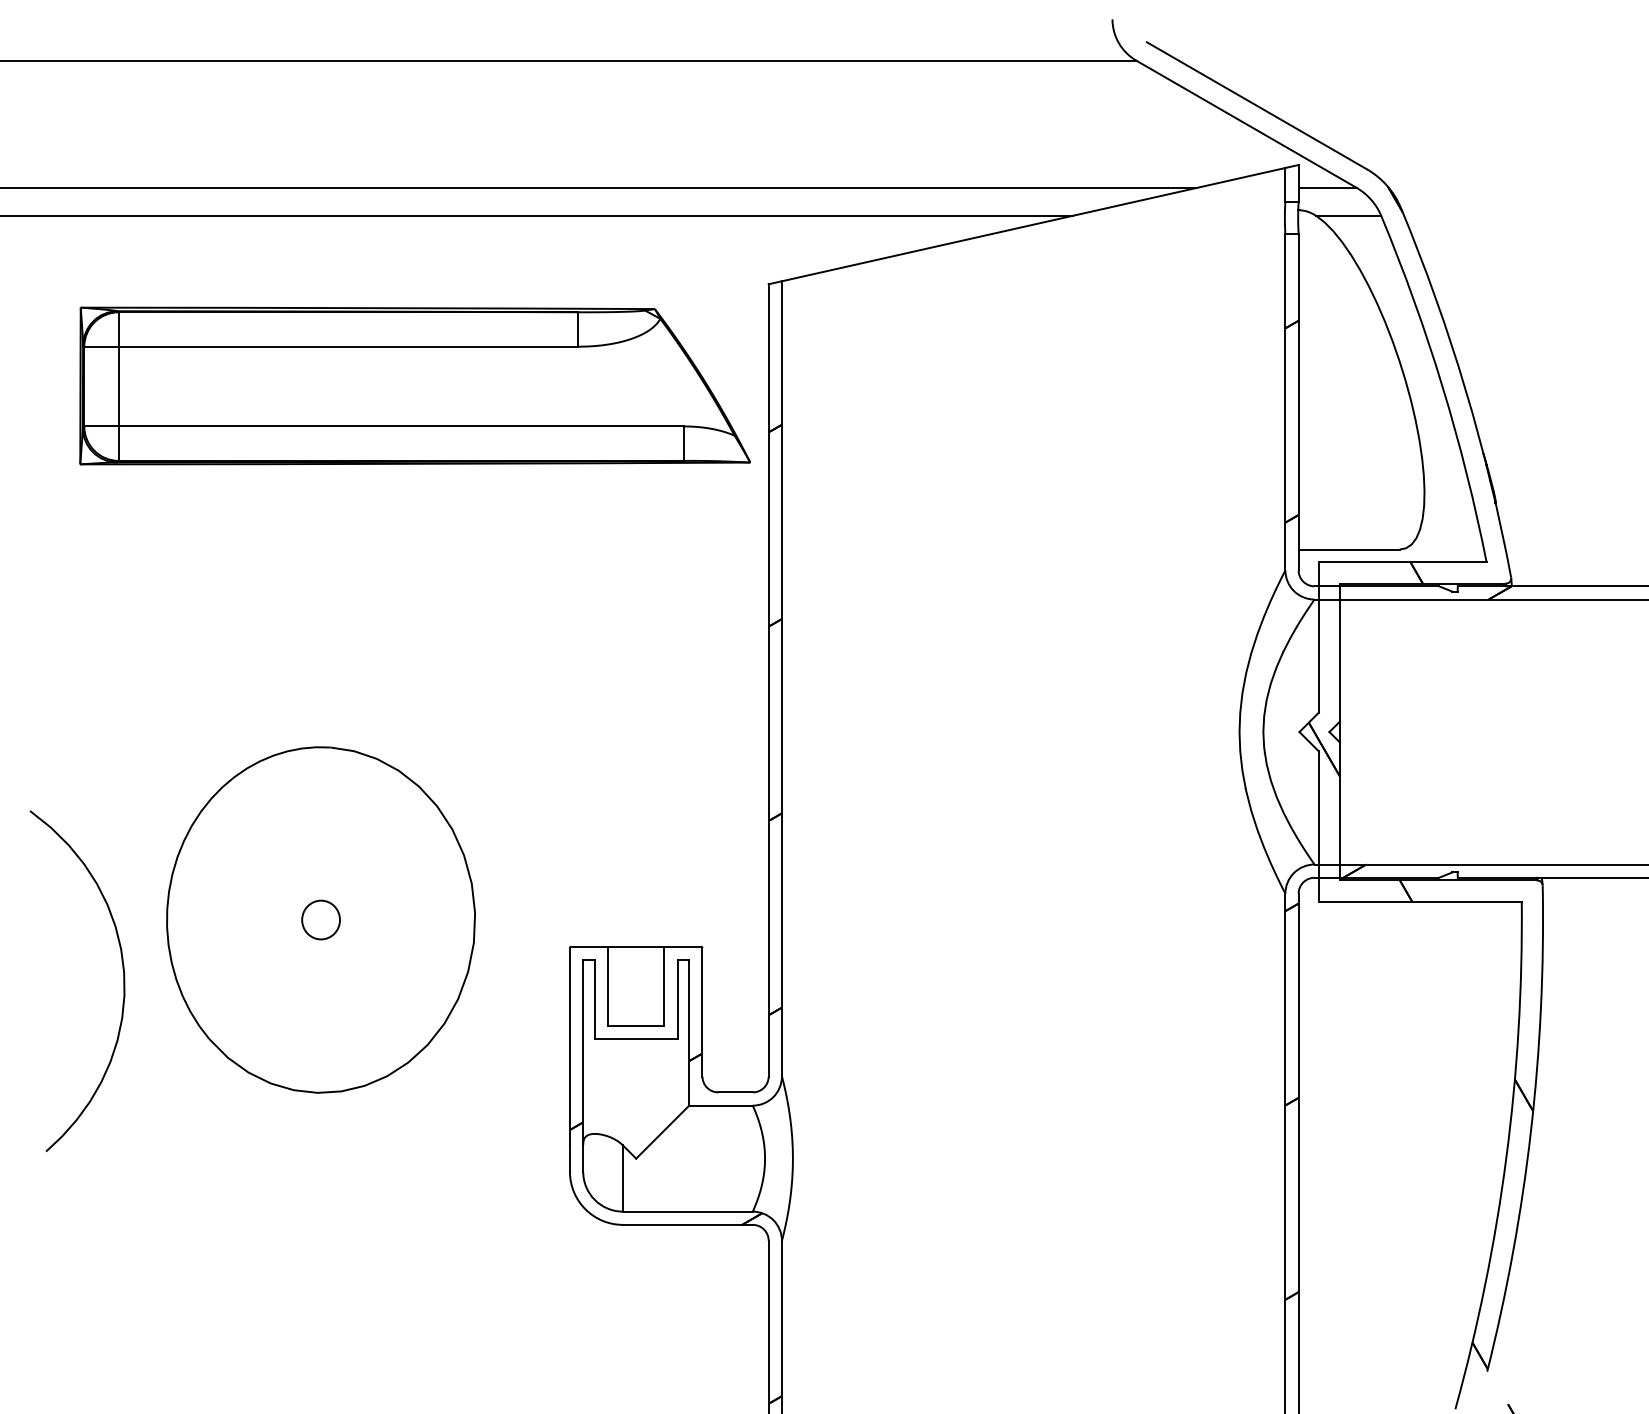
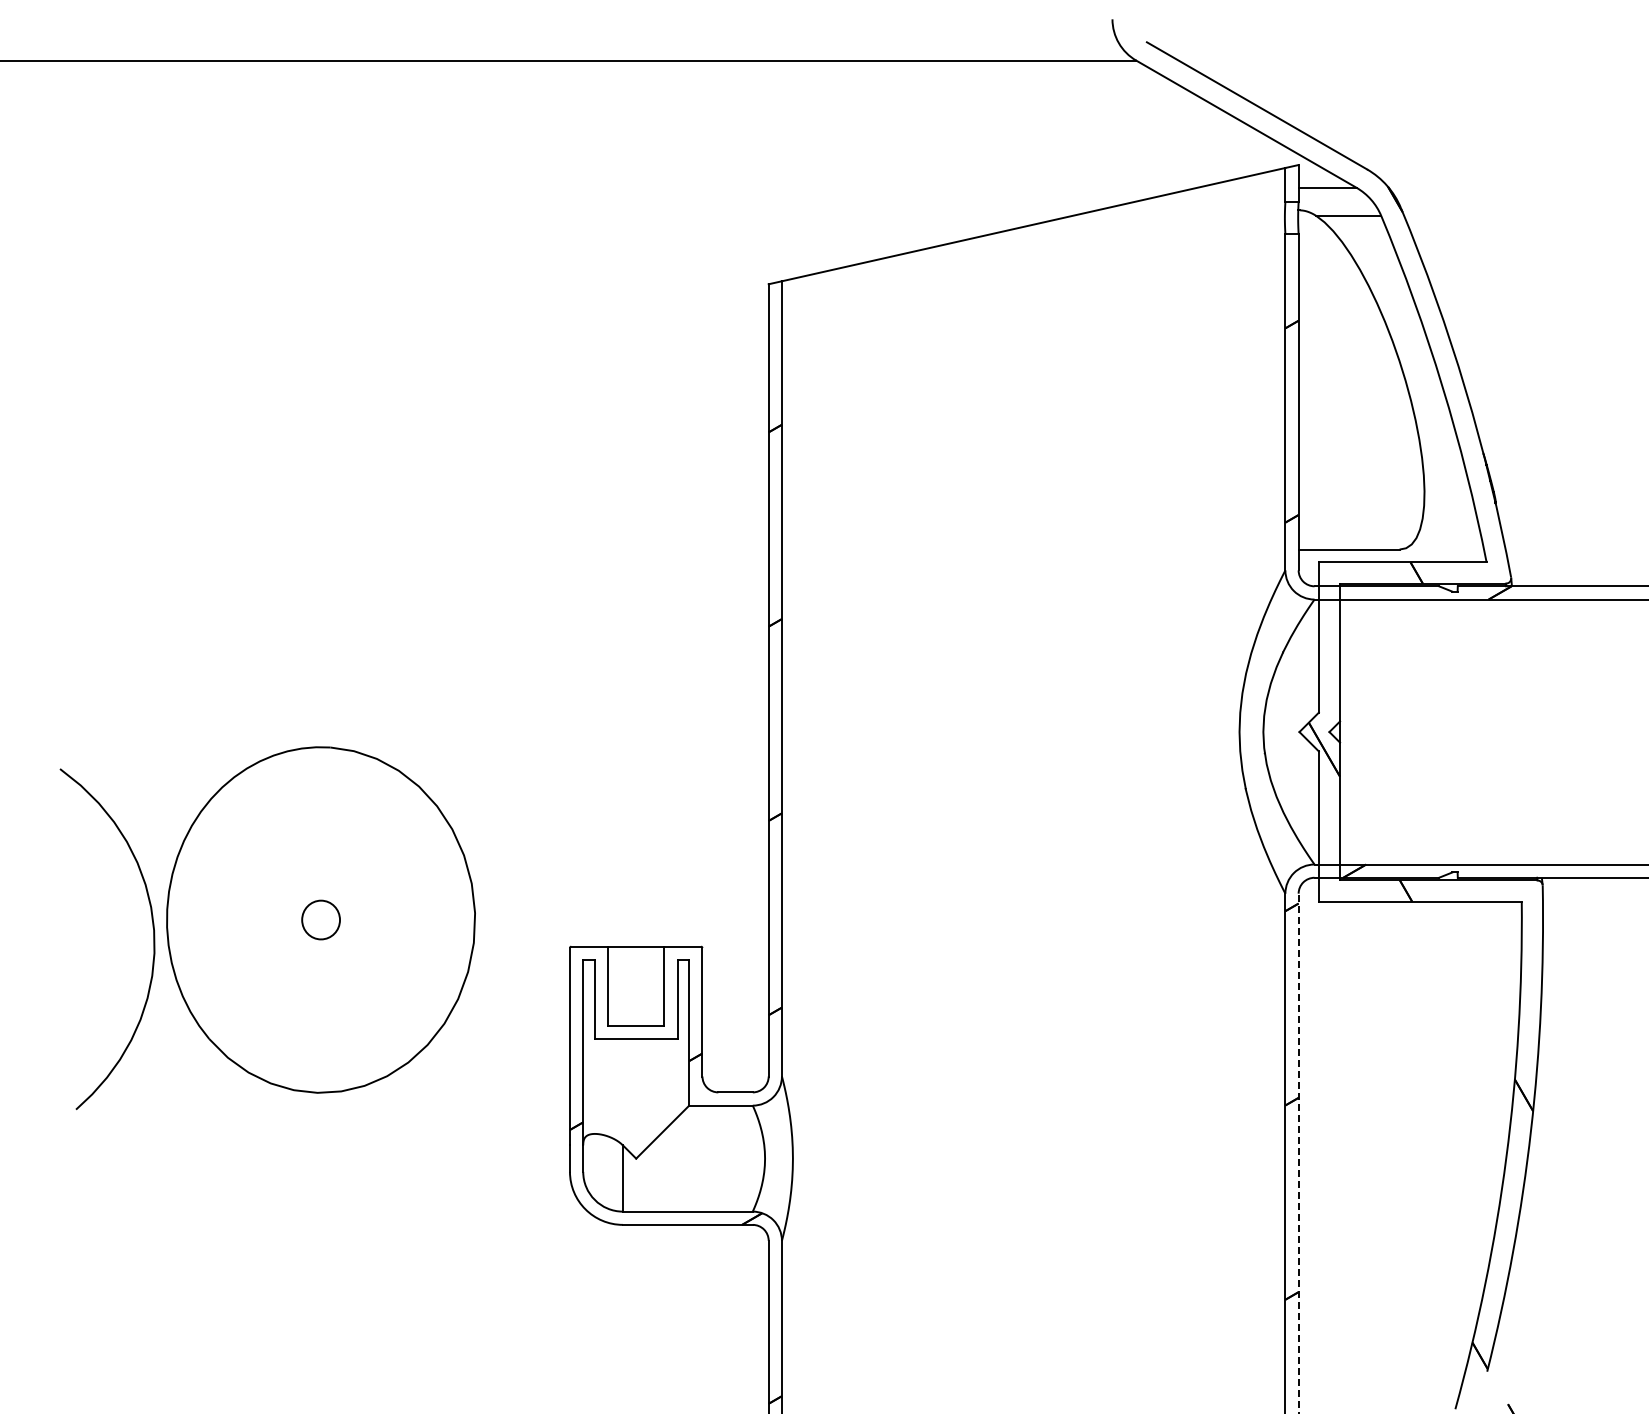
line: present -> none (599, 187)
line: present -> none (537, 215)
part: present -> none (414, 385)
curve position: (123, 980) -> (153, 938) (153, 938)
line: solid -> dashed (1298, 1153)
